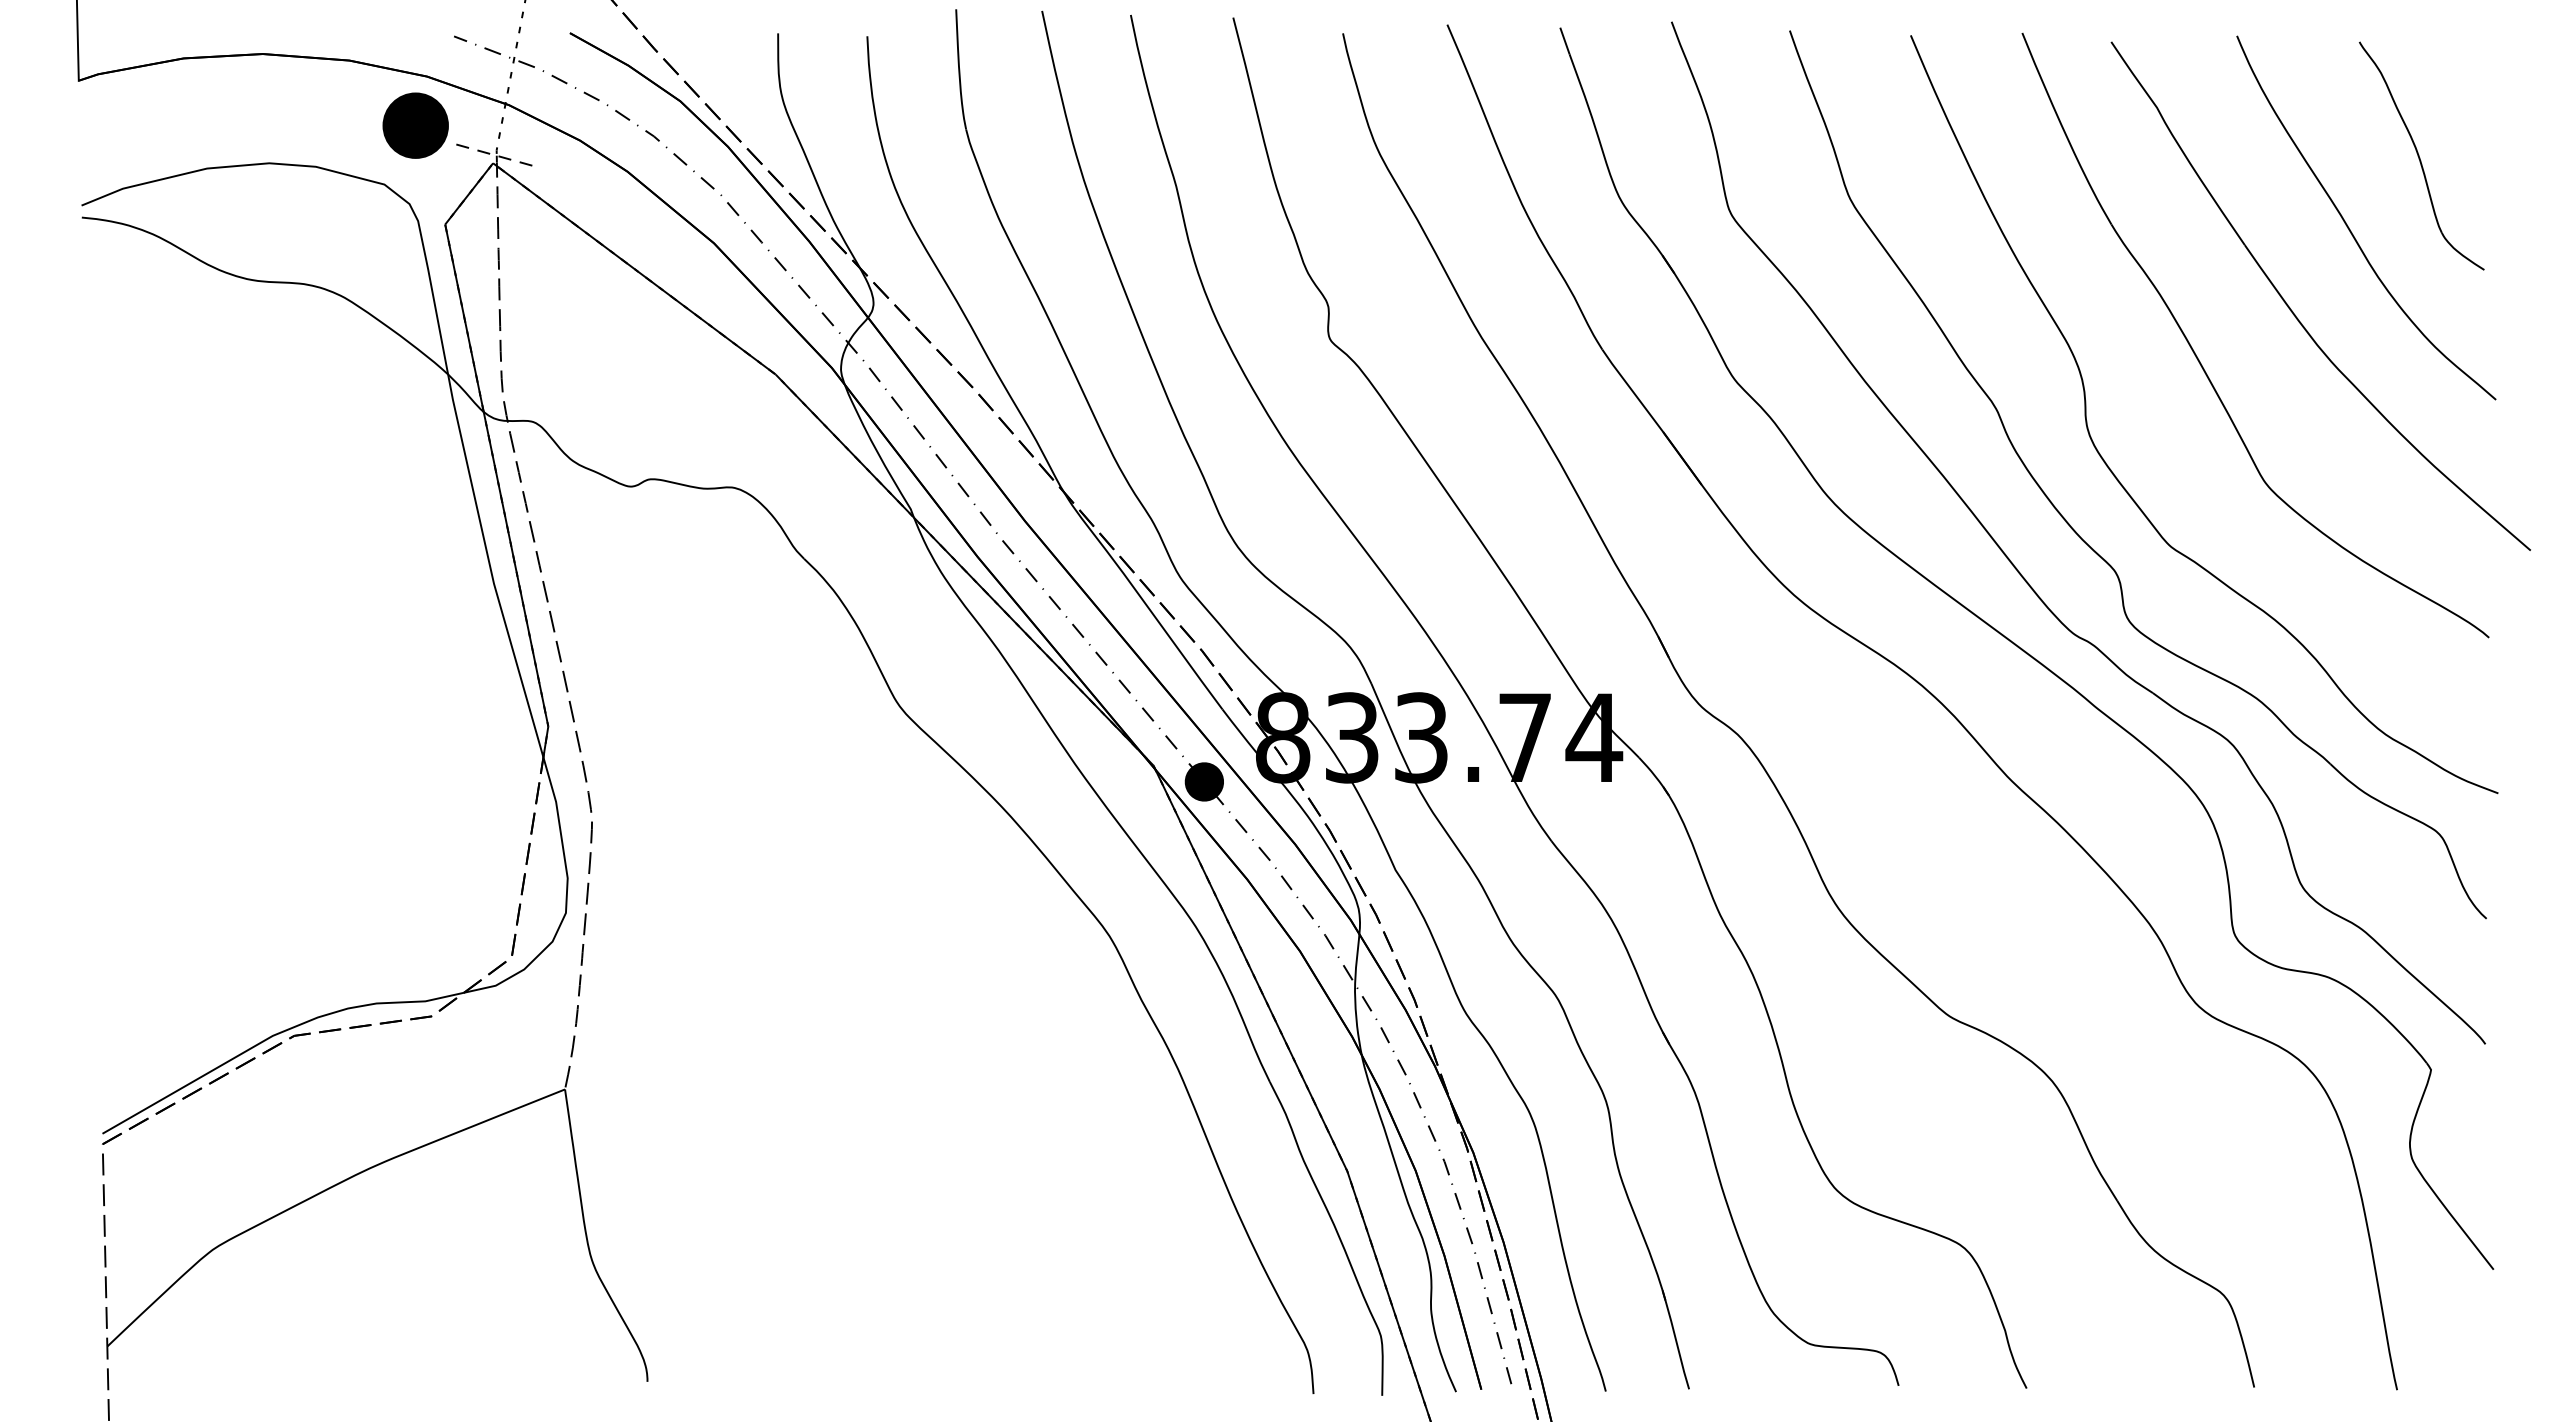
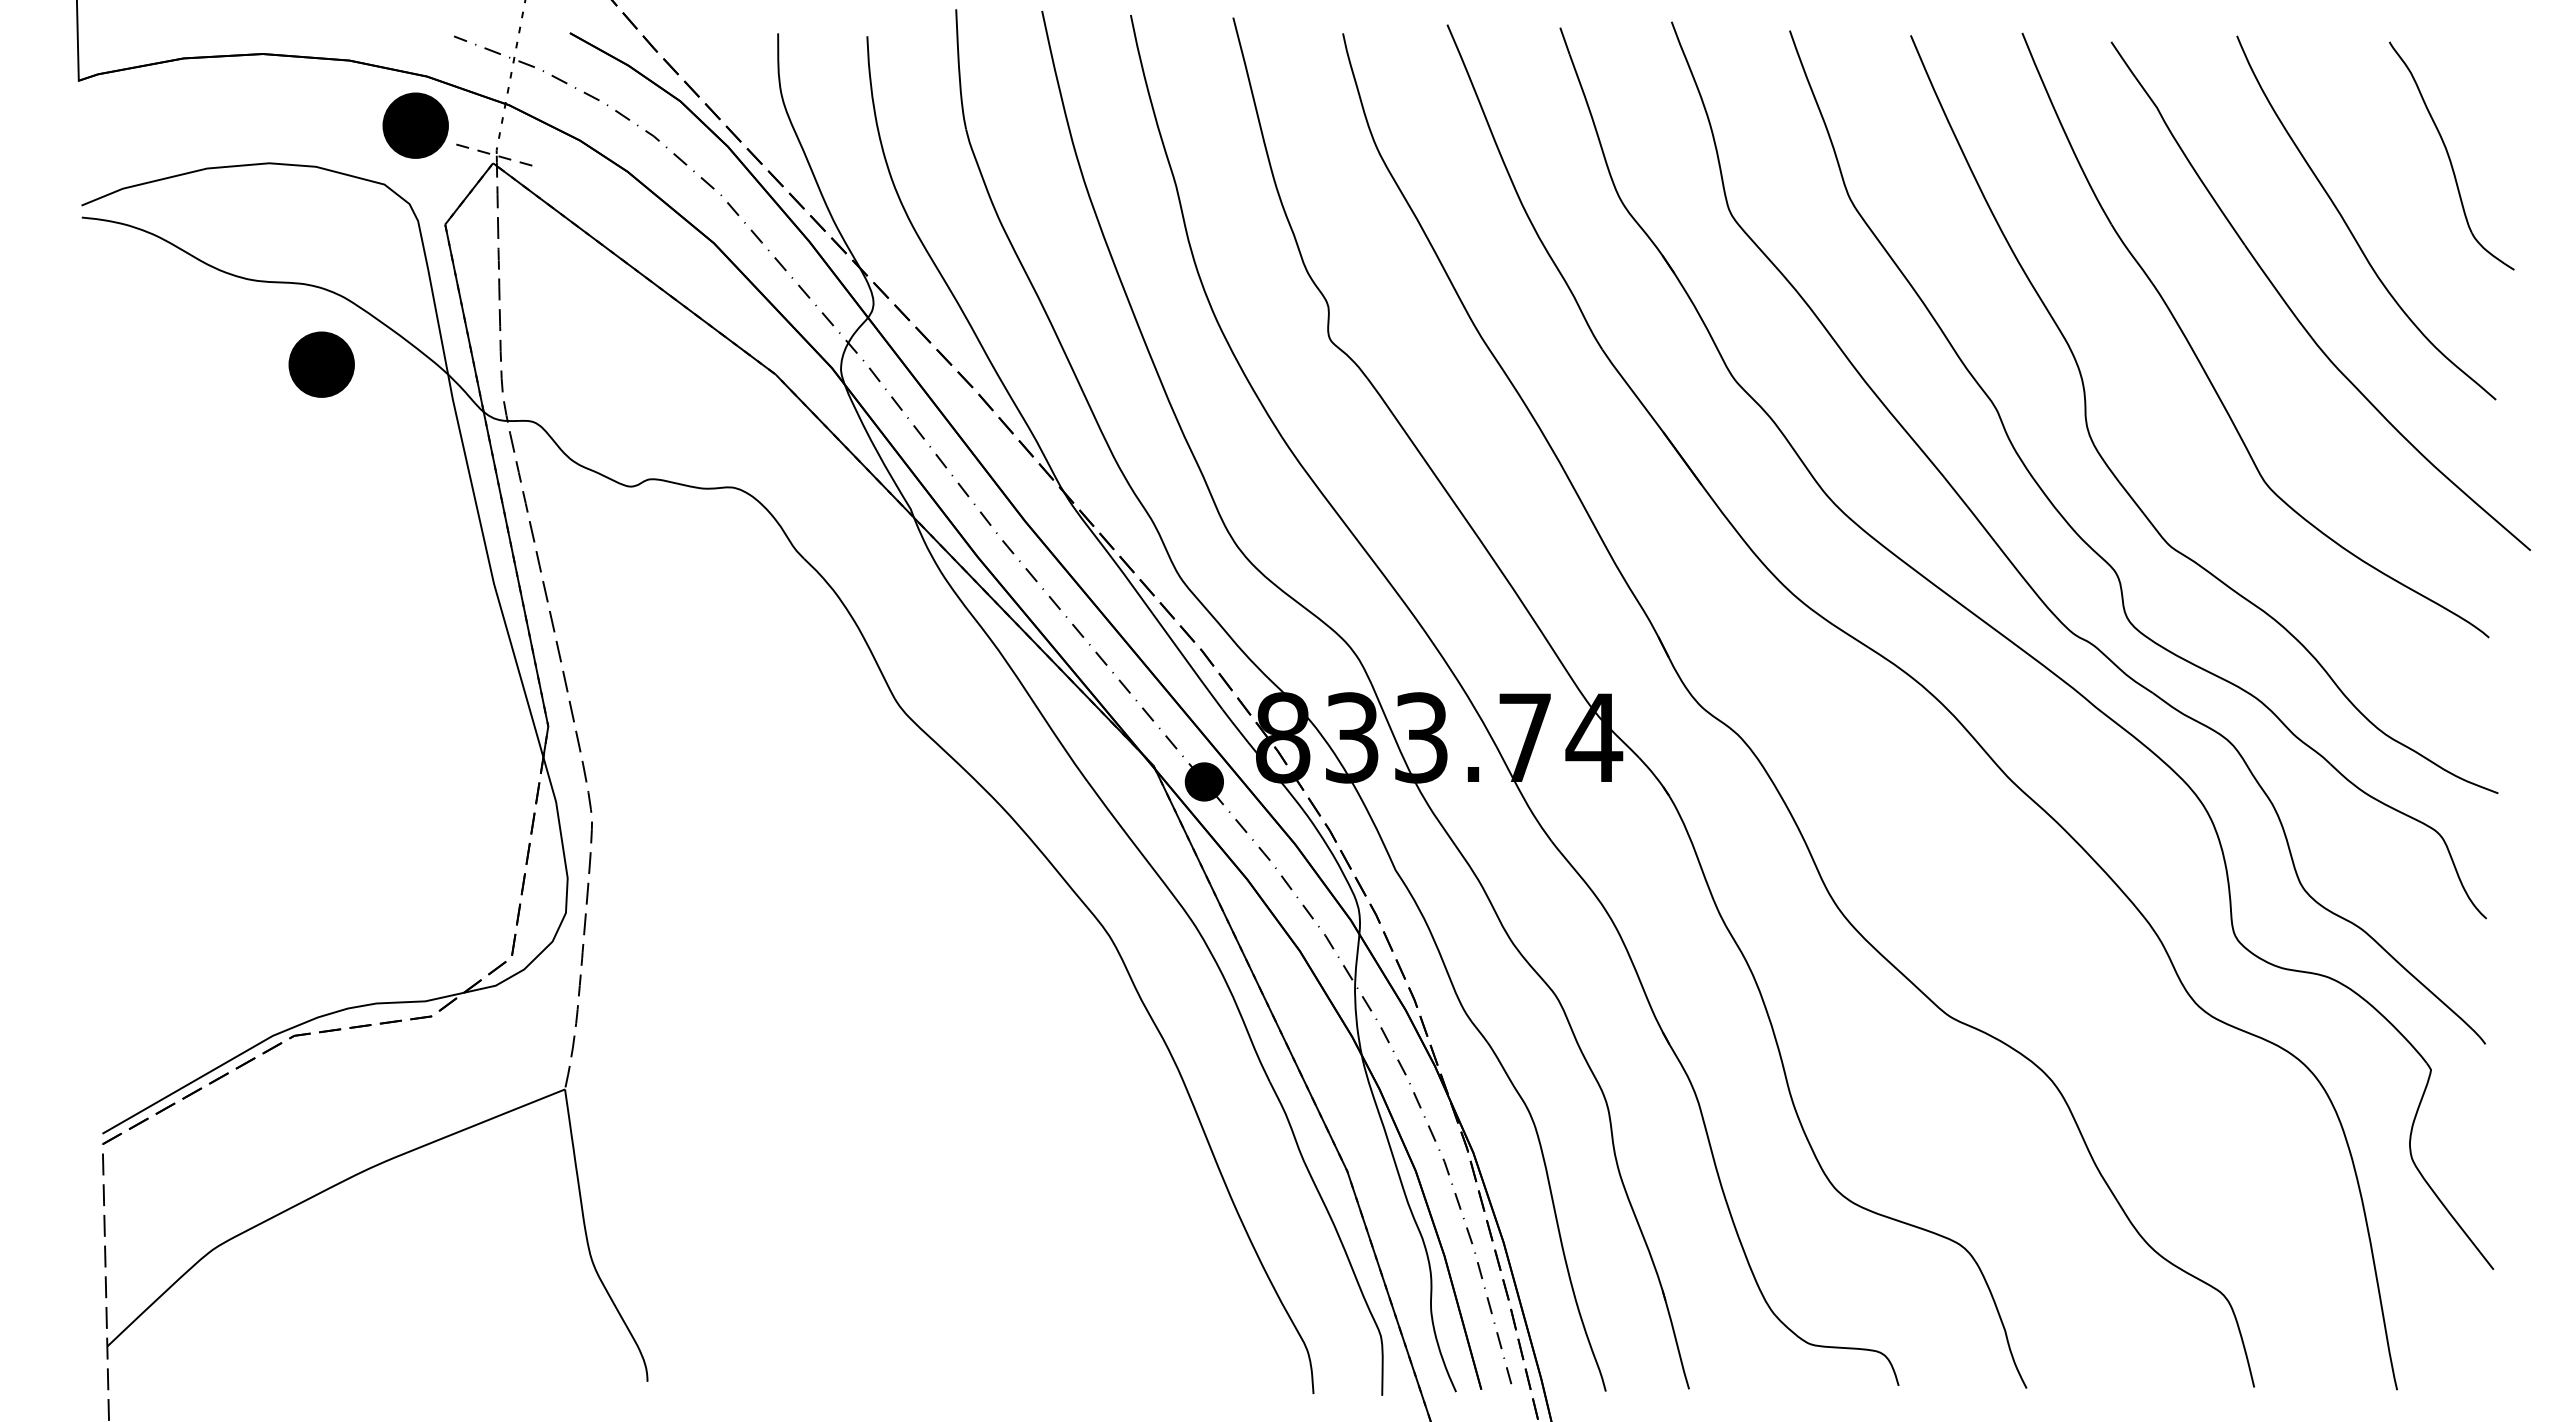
part position: (2421, 155) -> (2451, 155) (2451, 155)
part: none -> present (321, 364)
